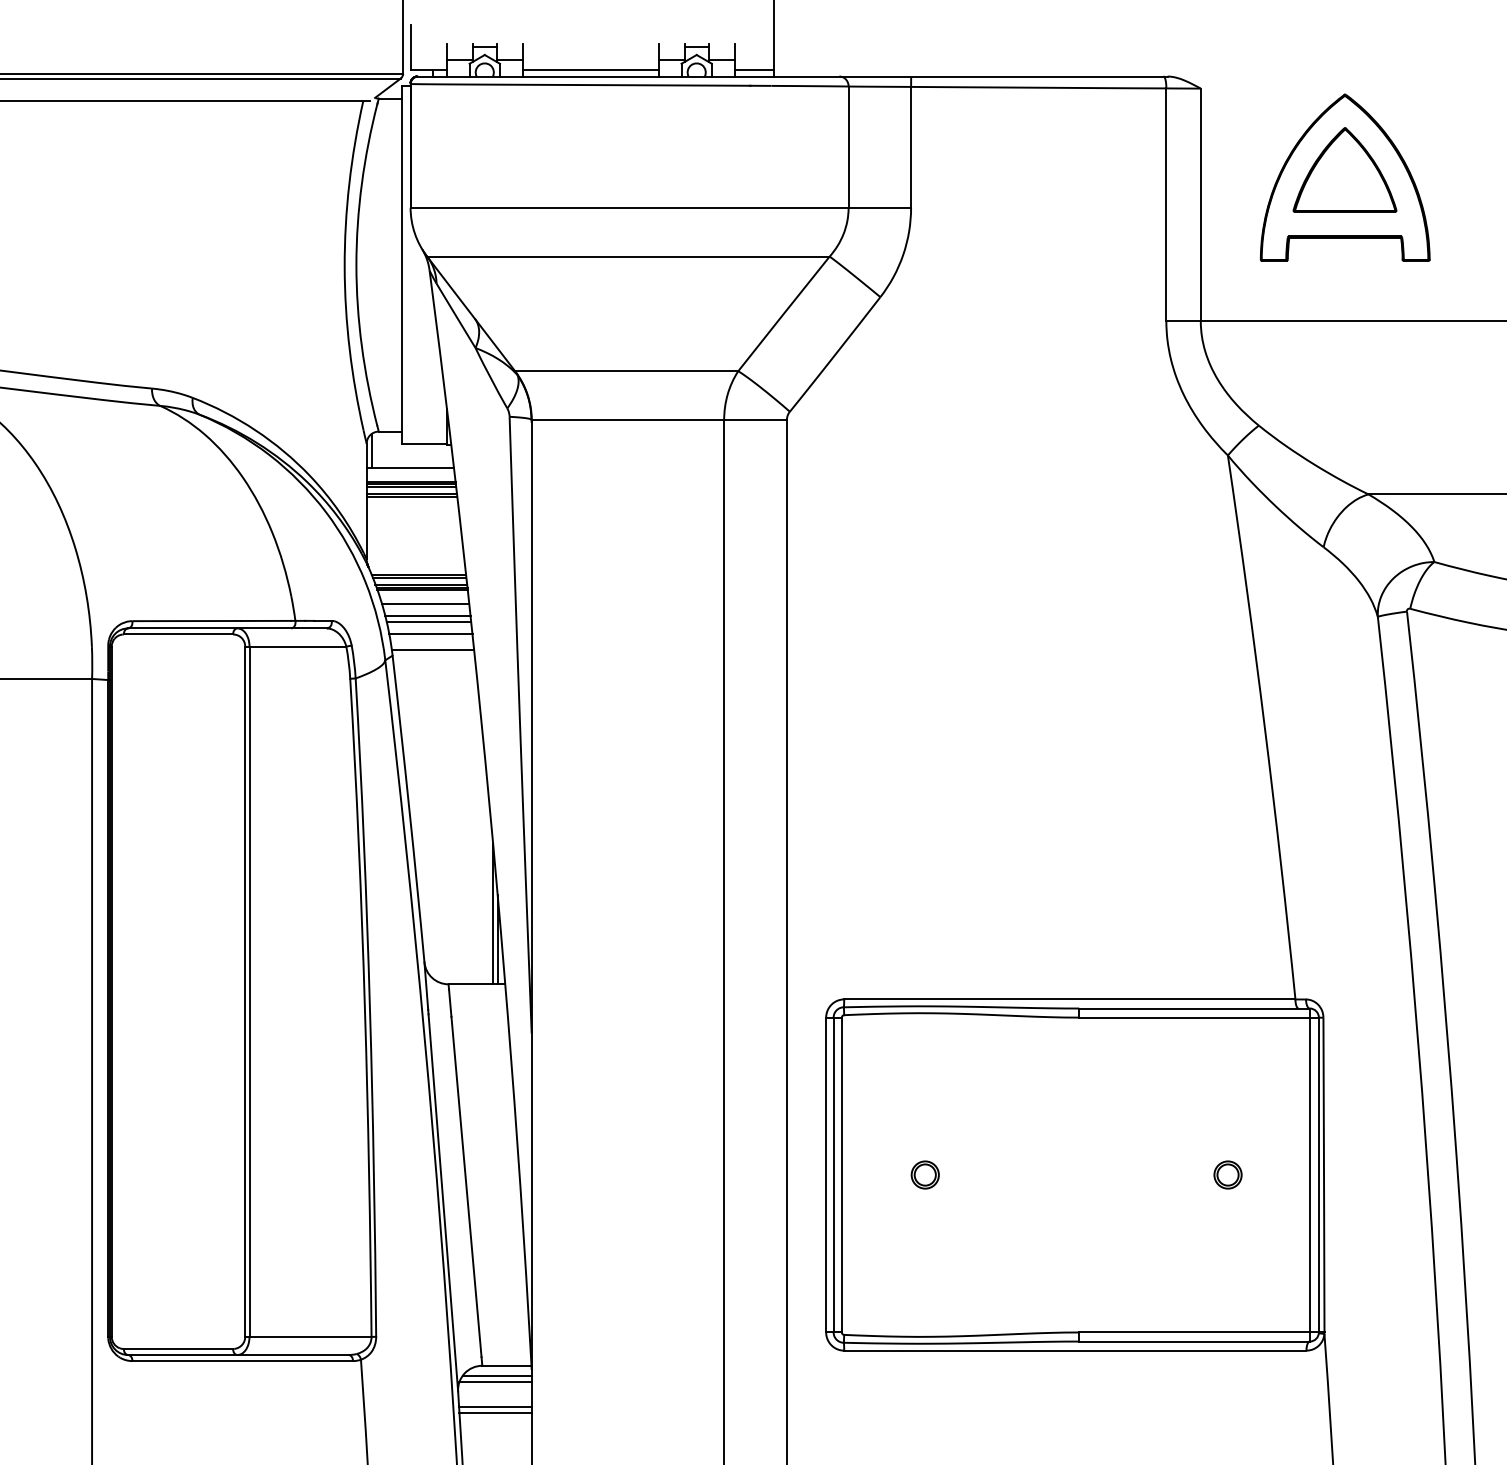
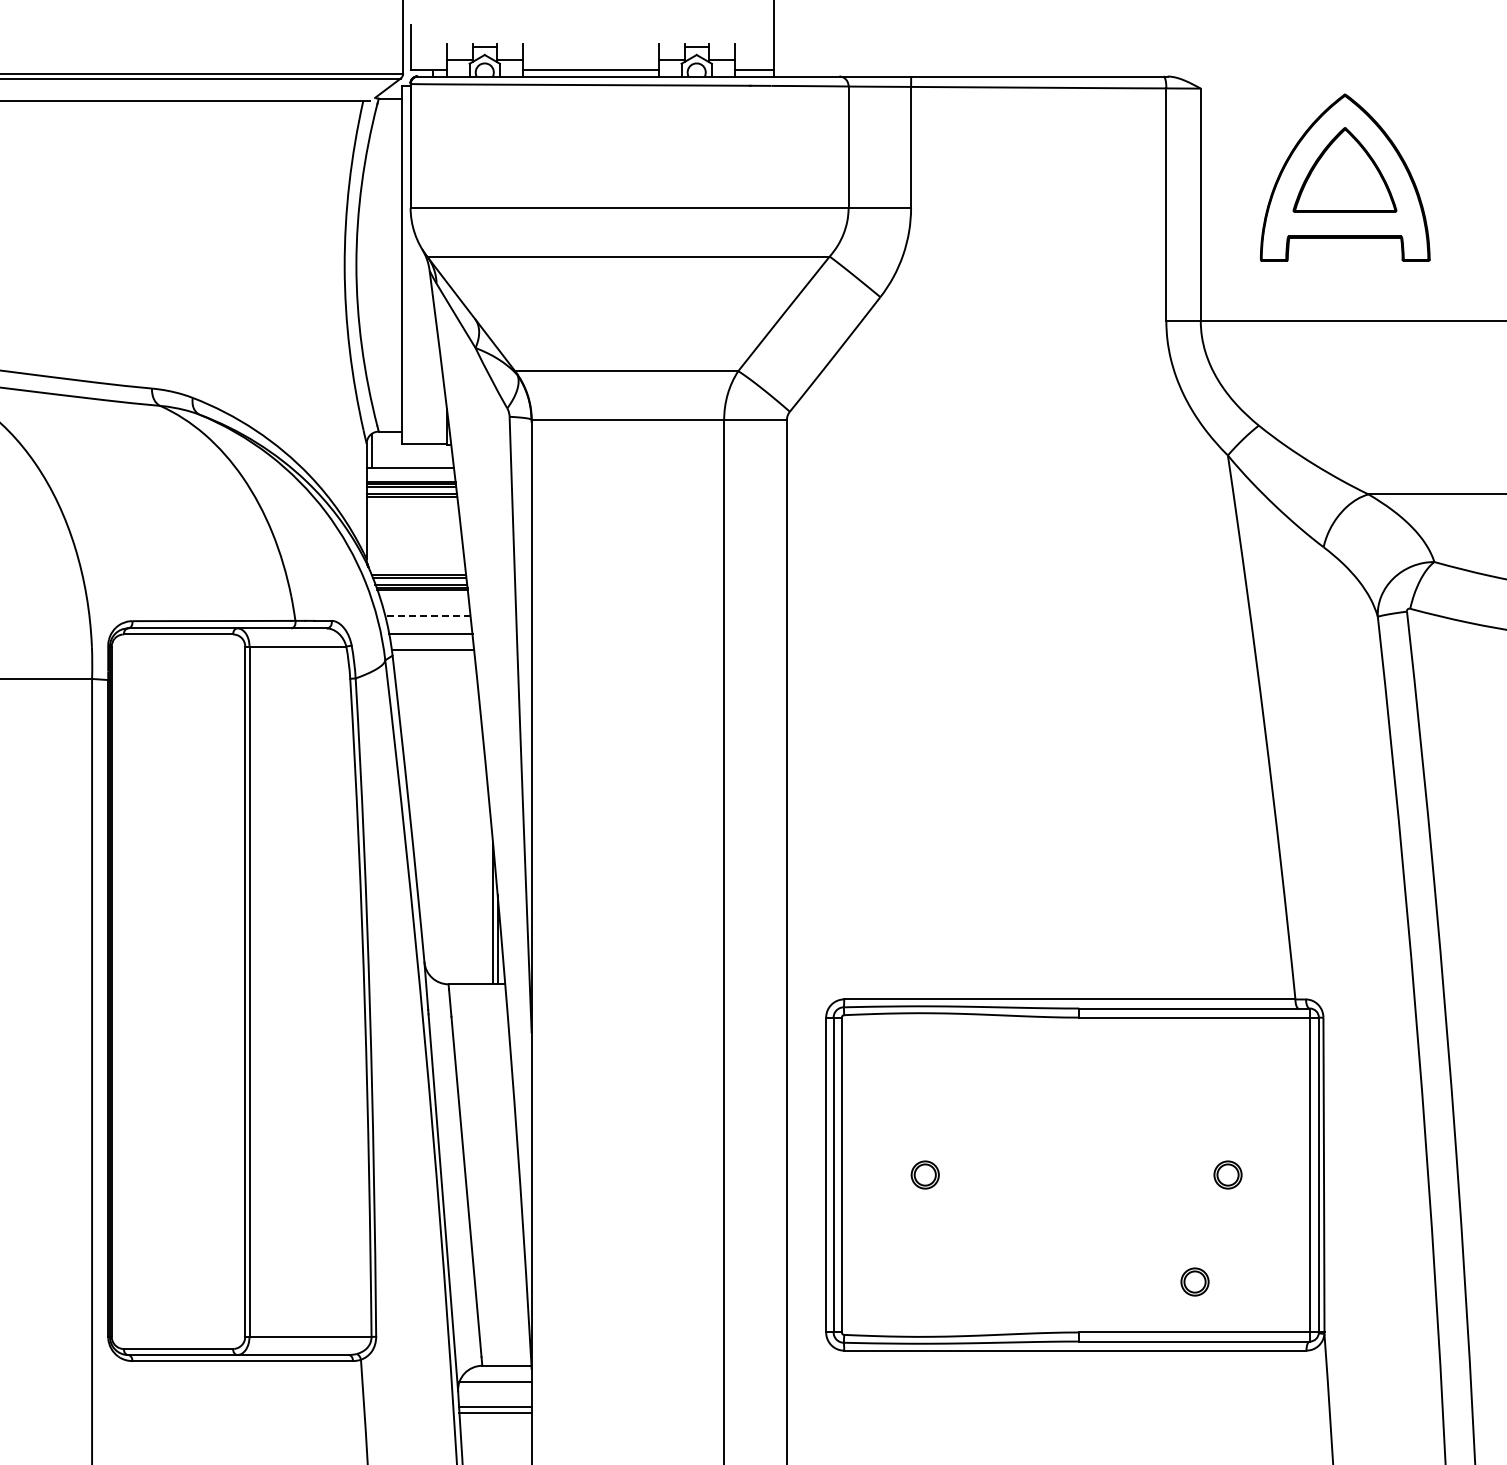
line: present -> none (425, 604)
line: solid -> dashed (427, 616)
line: present -> none (428, 622)
part: none -> present (1194, 1281)
line: present -> none (496, 1376)
